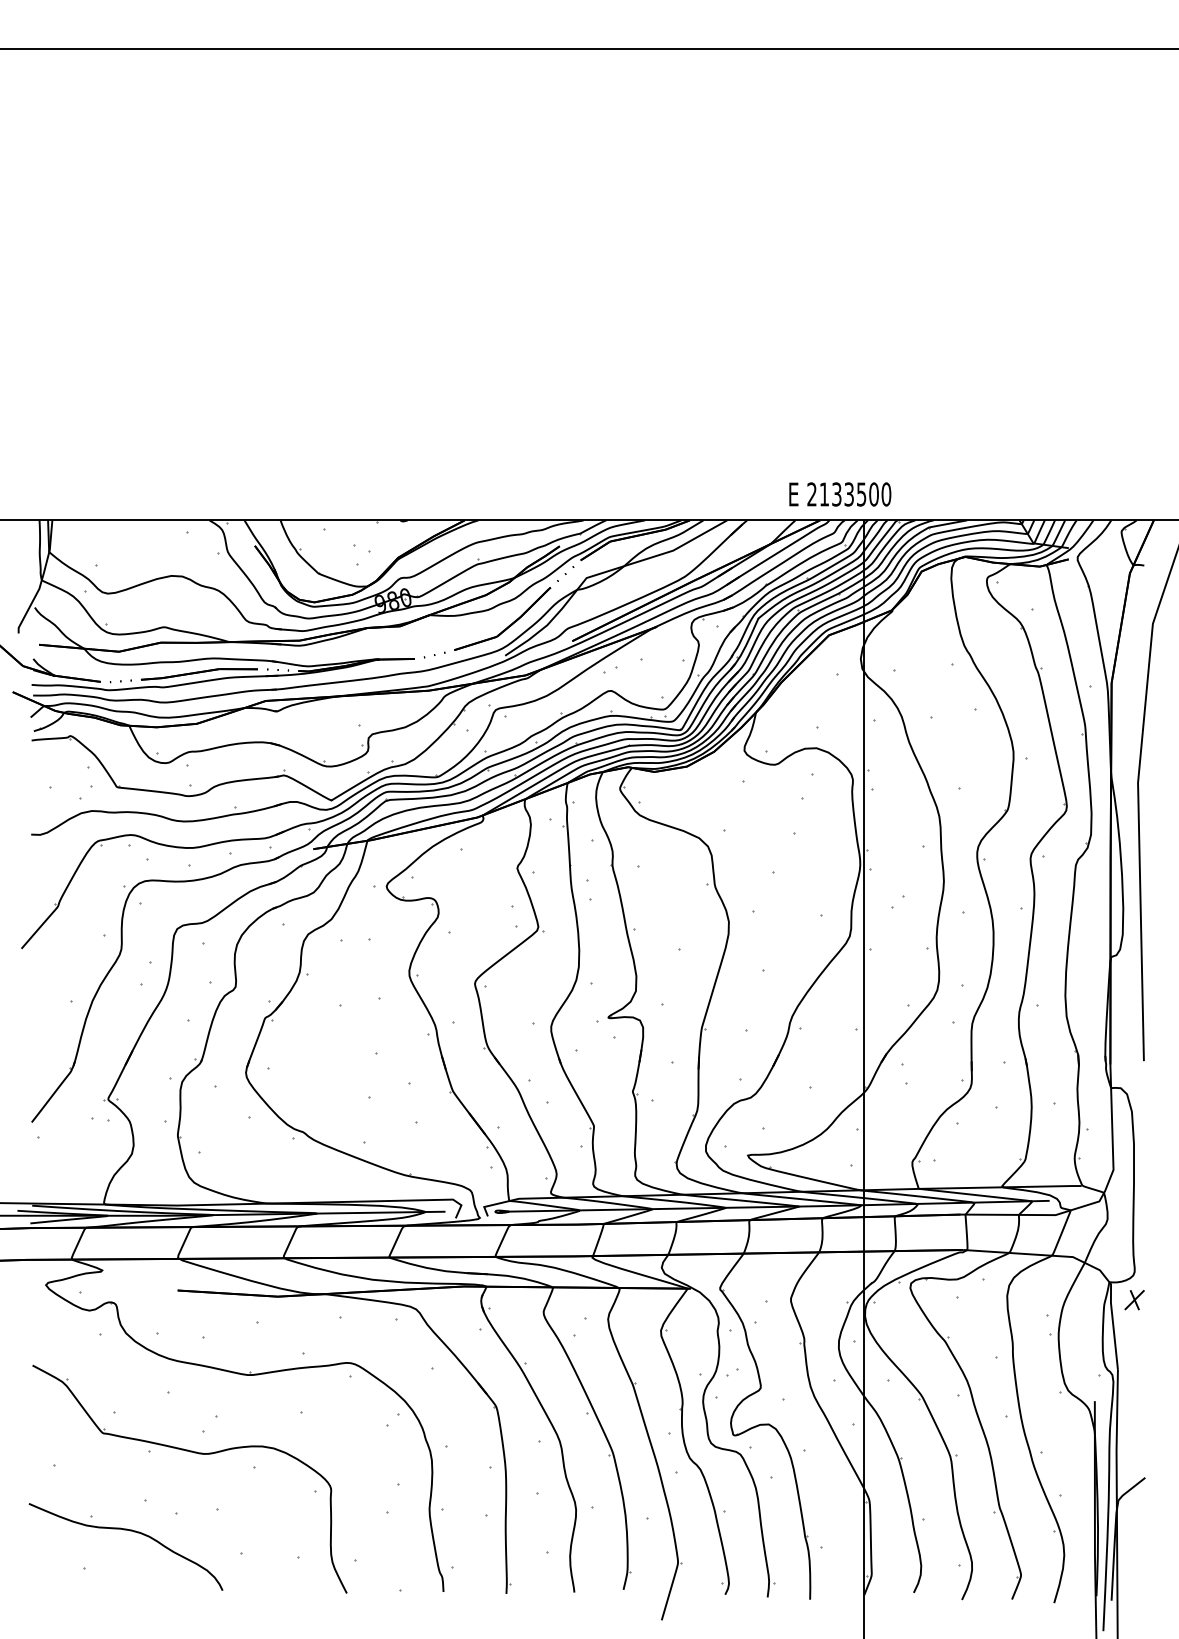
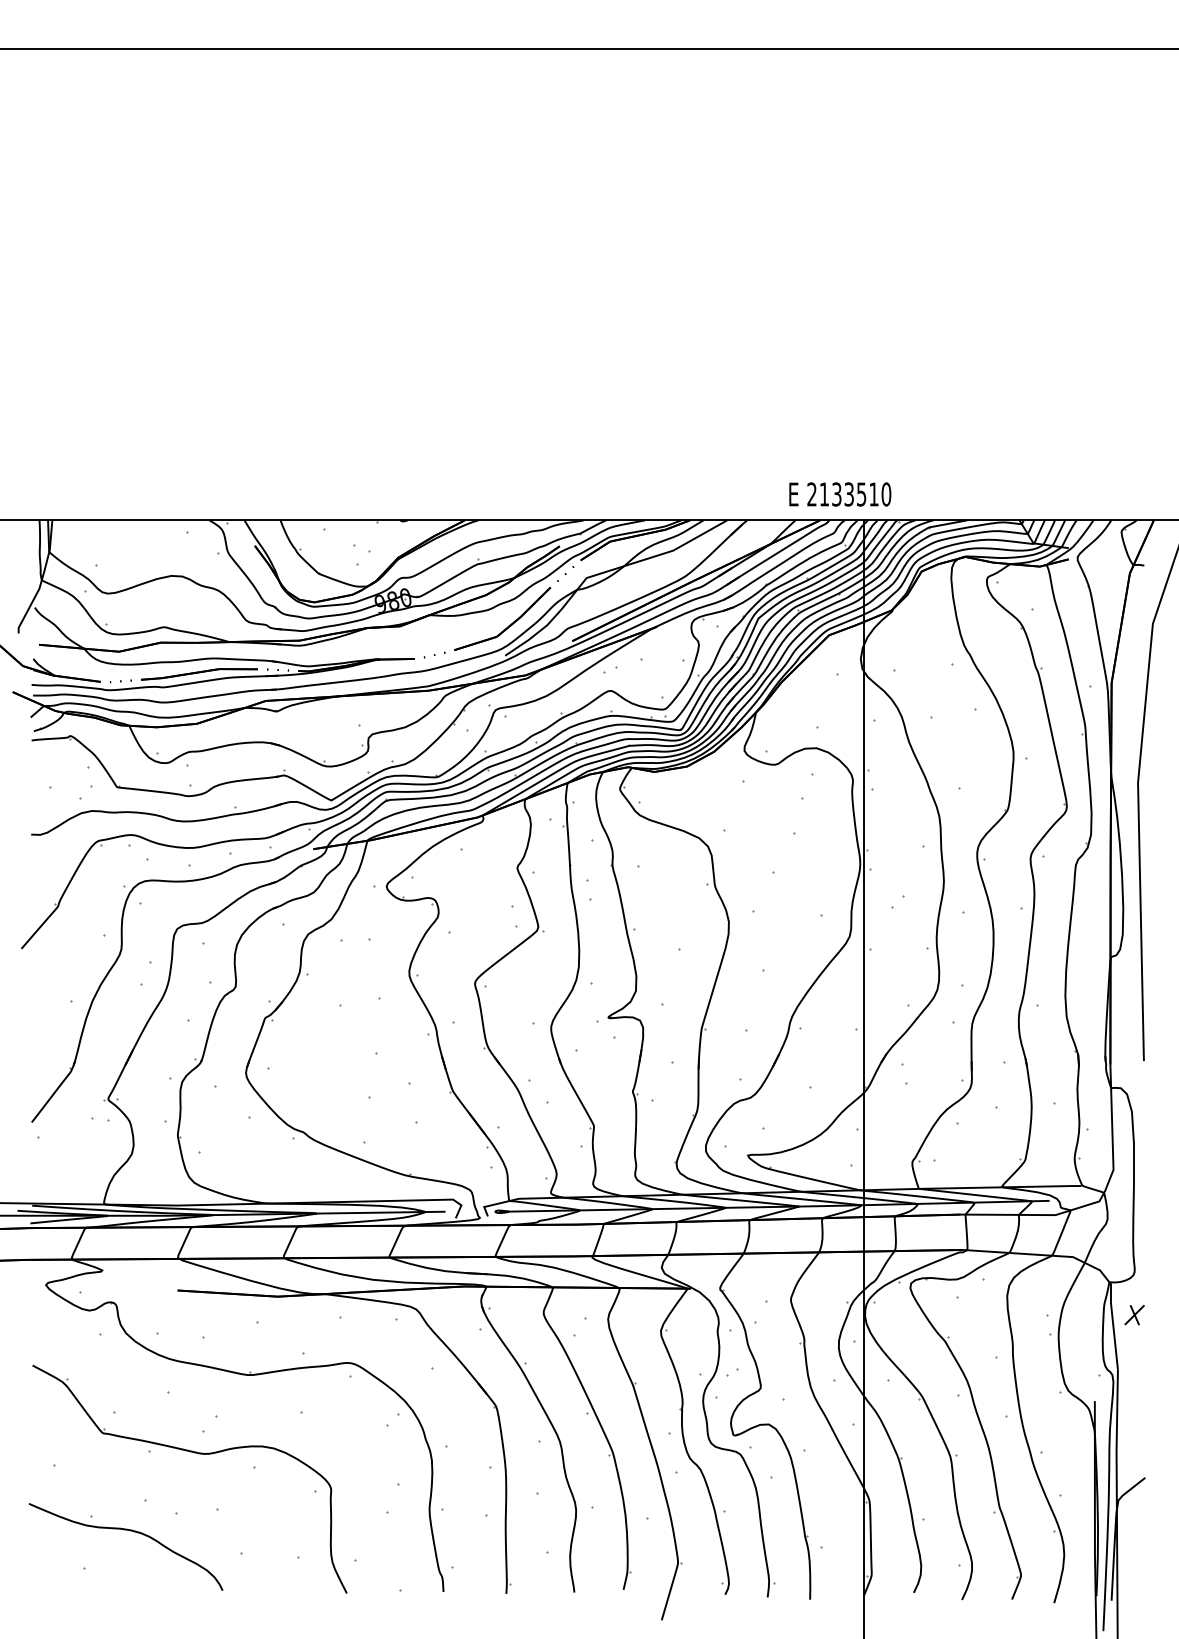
text: 2133500 -> 2133510 (873, 494)
part position: (1134, 1300) -> (1134, 1315) (1134, 1315)
